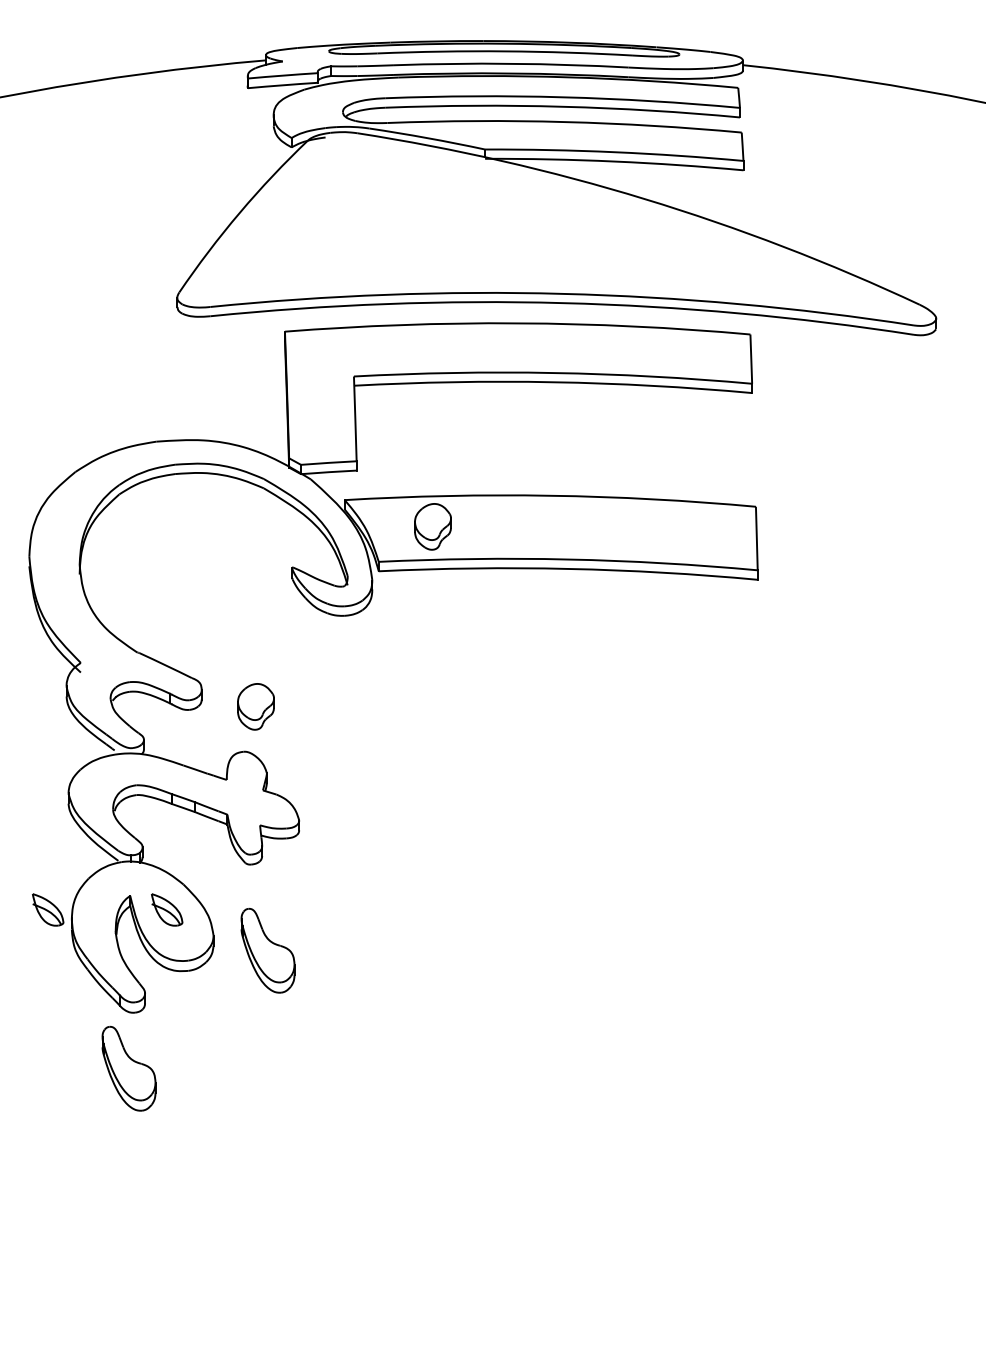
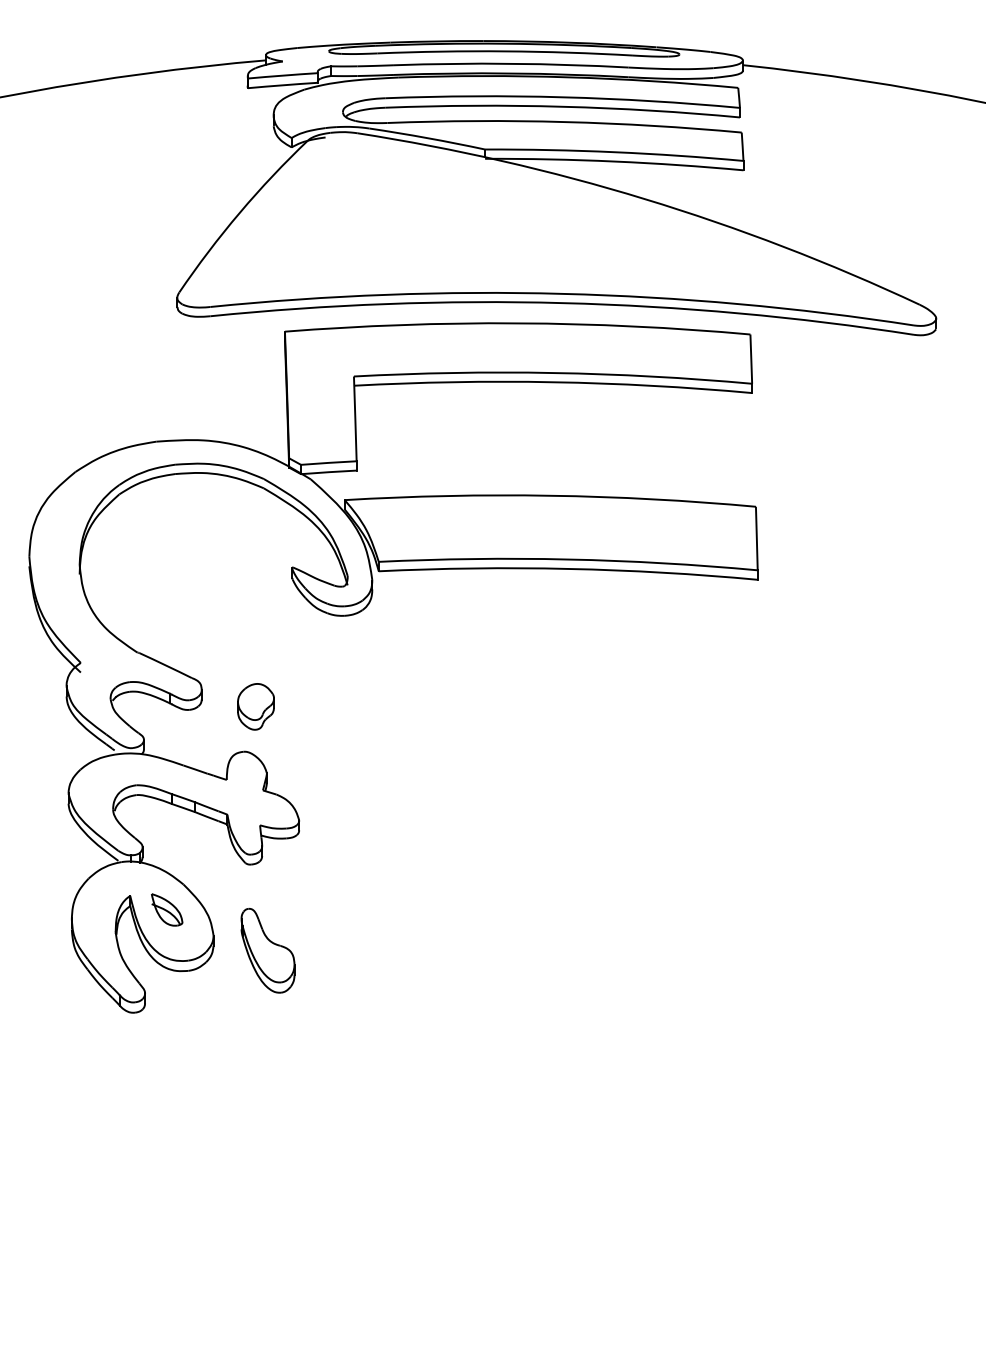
part: present -> none (432, 526)
part: present -> none (48, 909)
part: present -> none (128, 1068)
